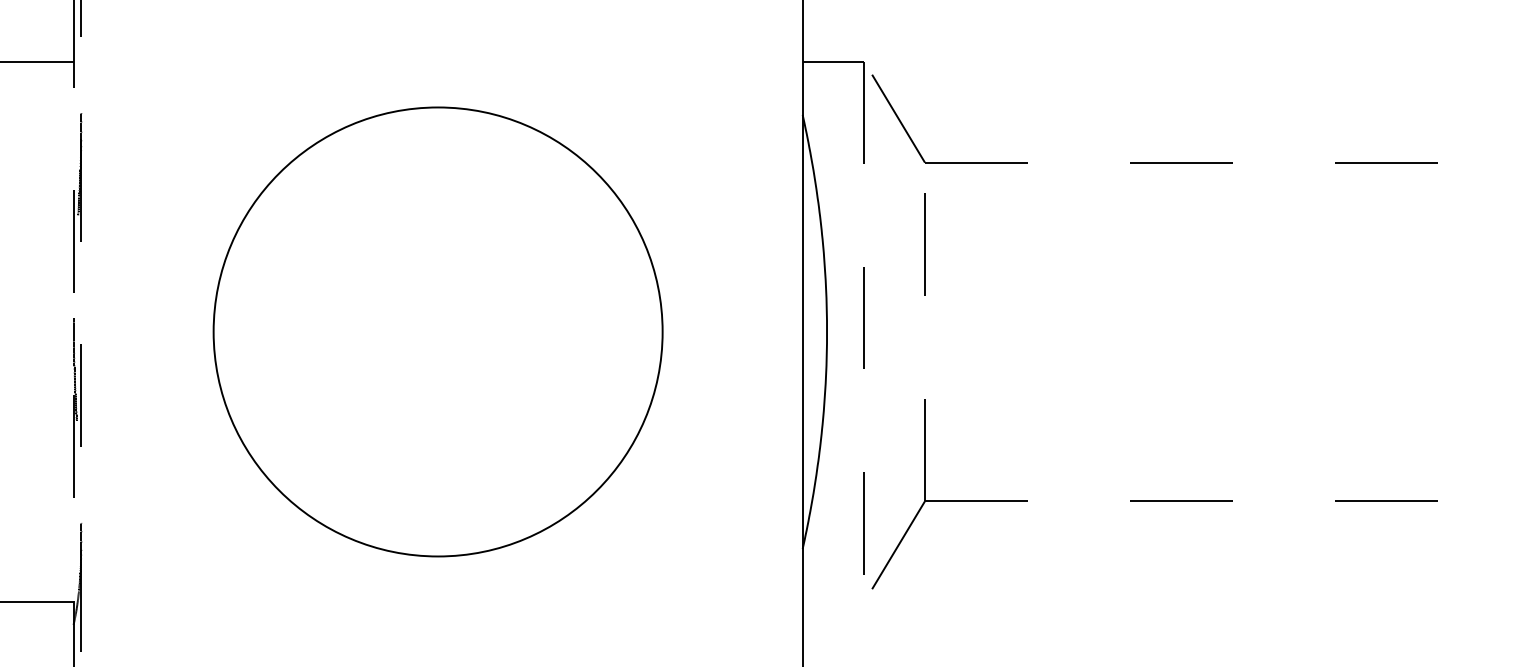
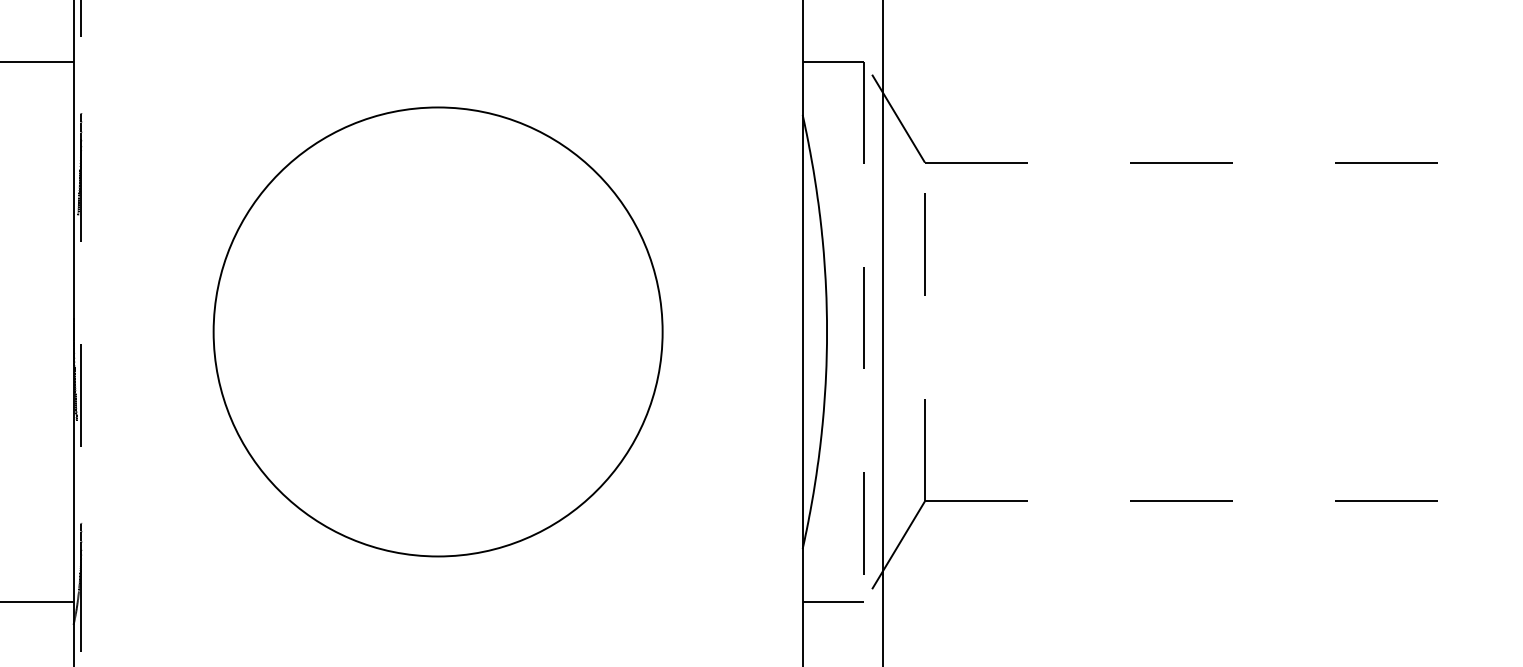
line: none -> present (883, 332)
line: dashed -> solid (73, 333)
line: none -> present (833, 602)
